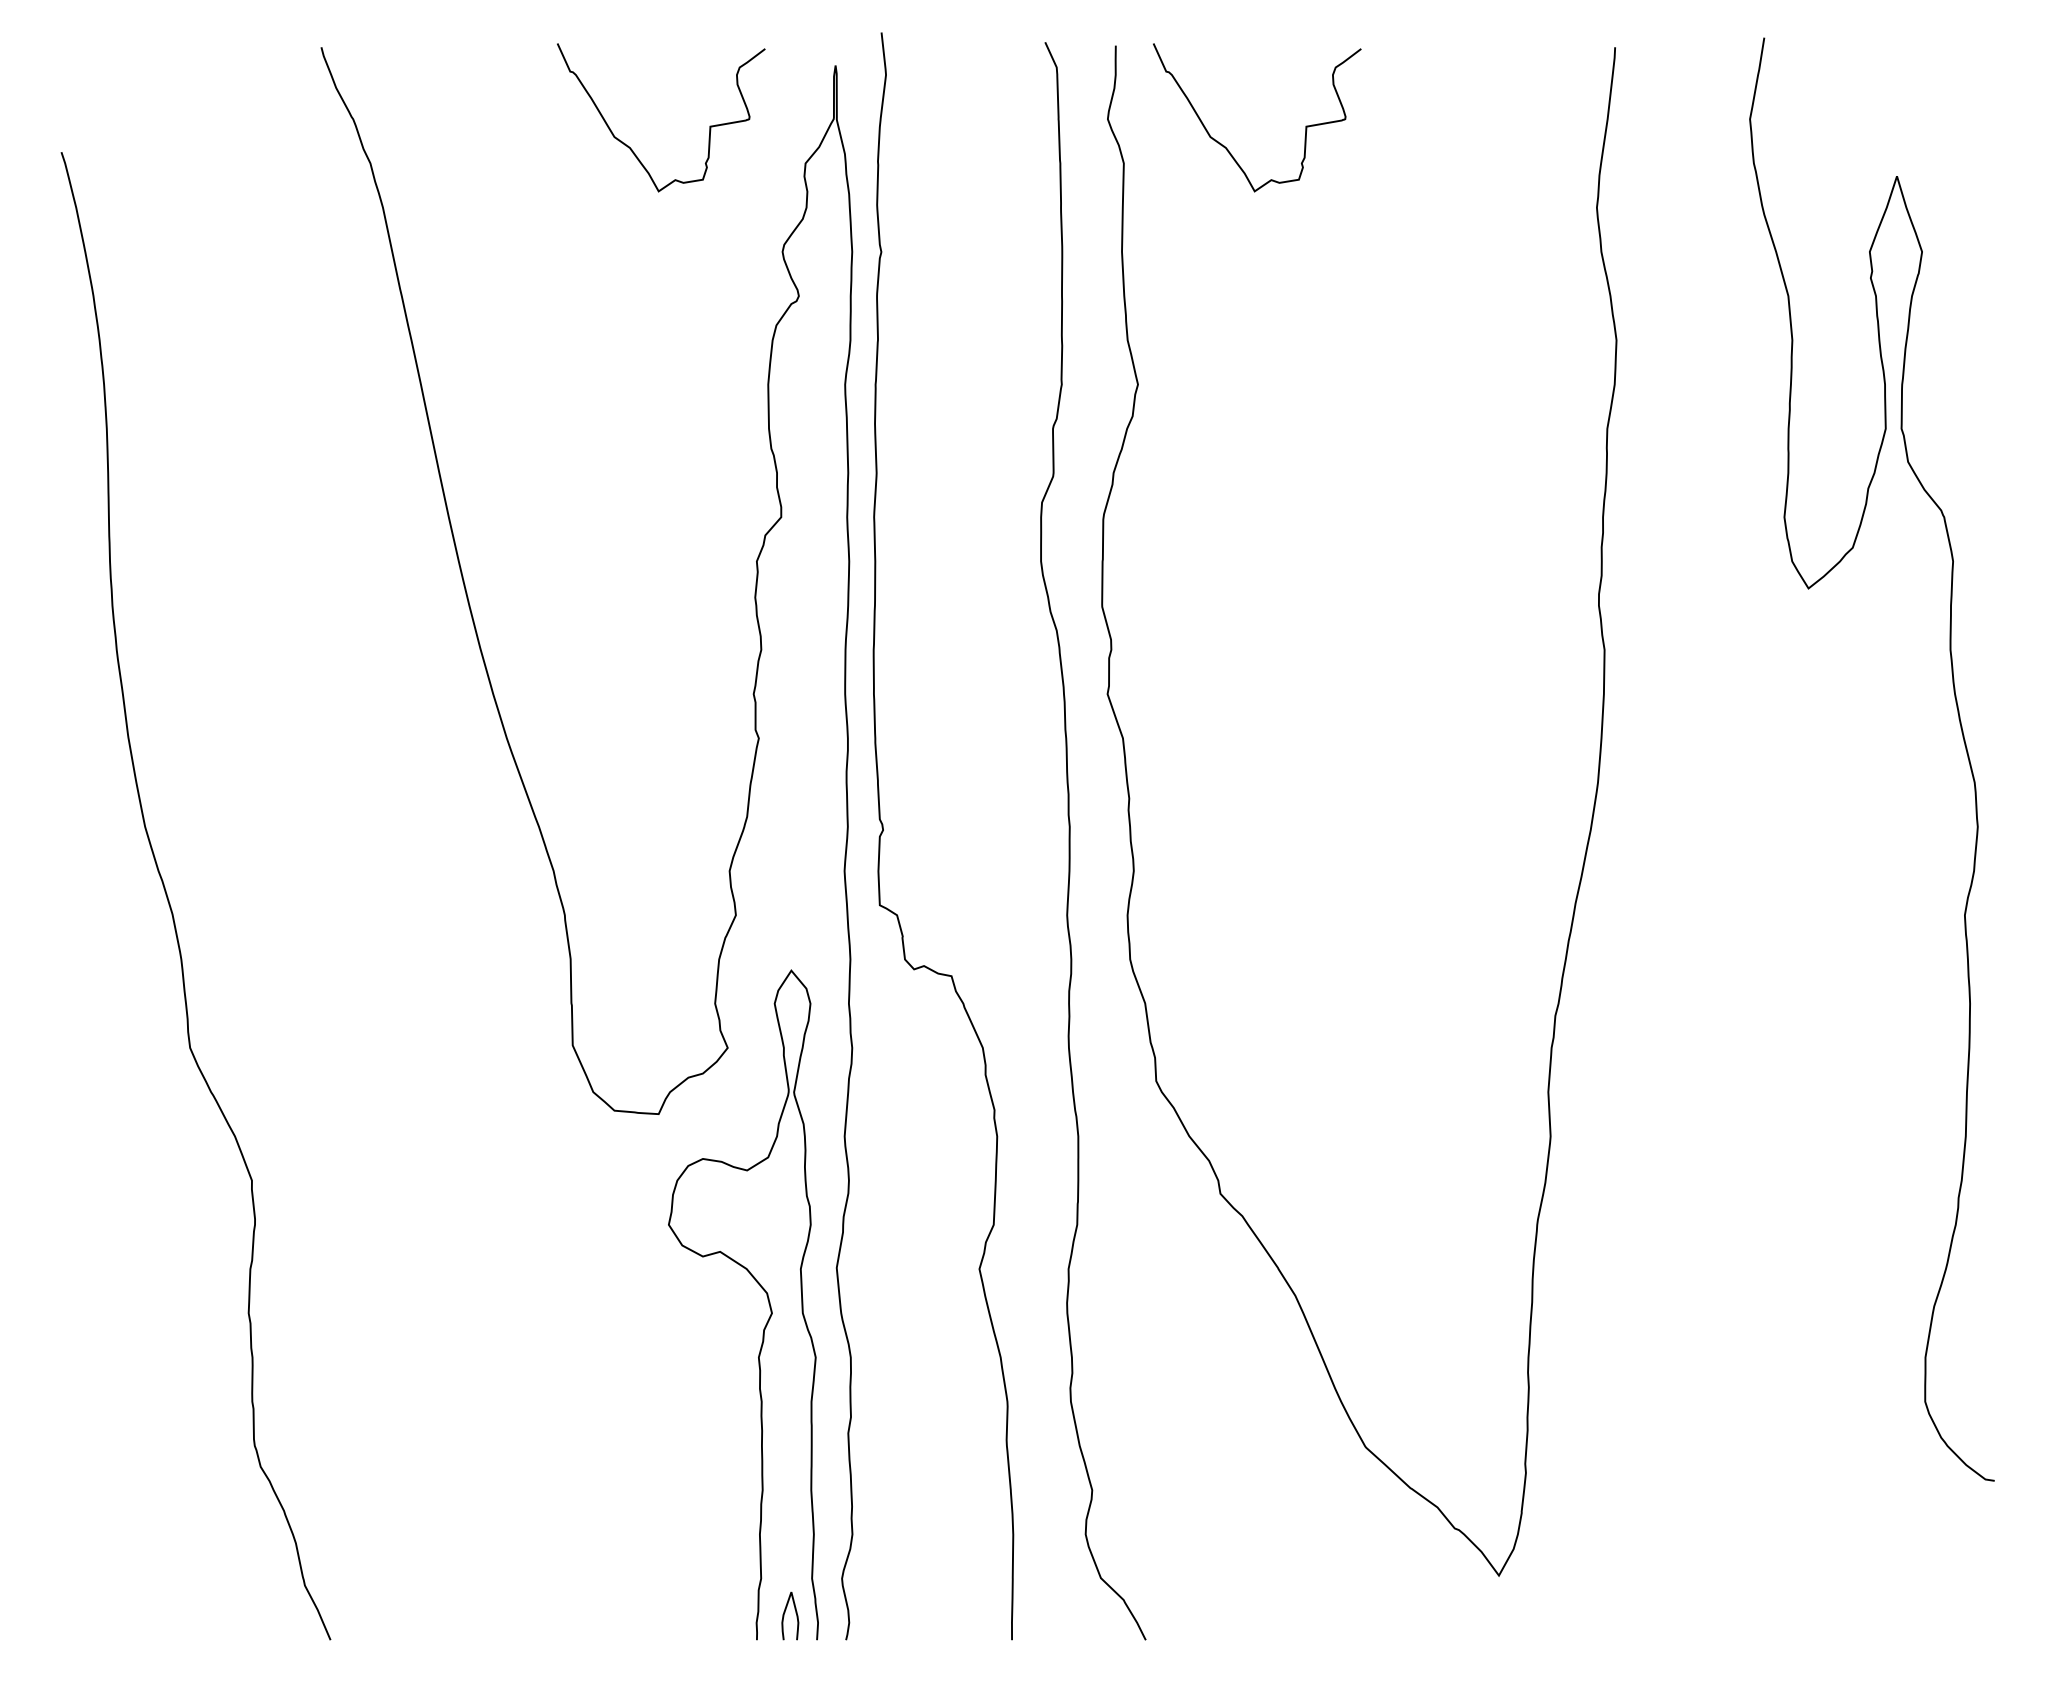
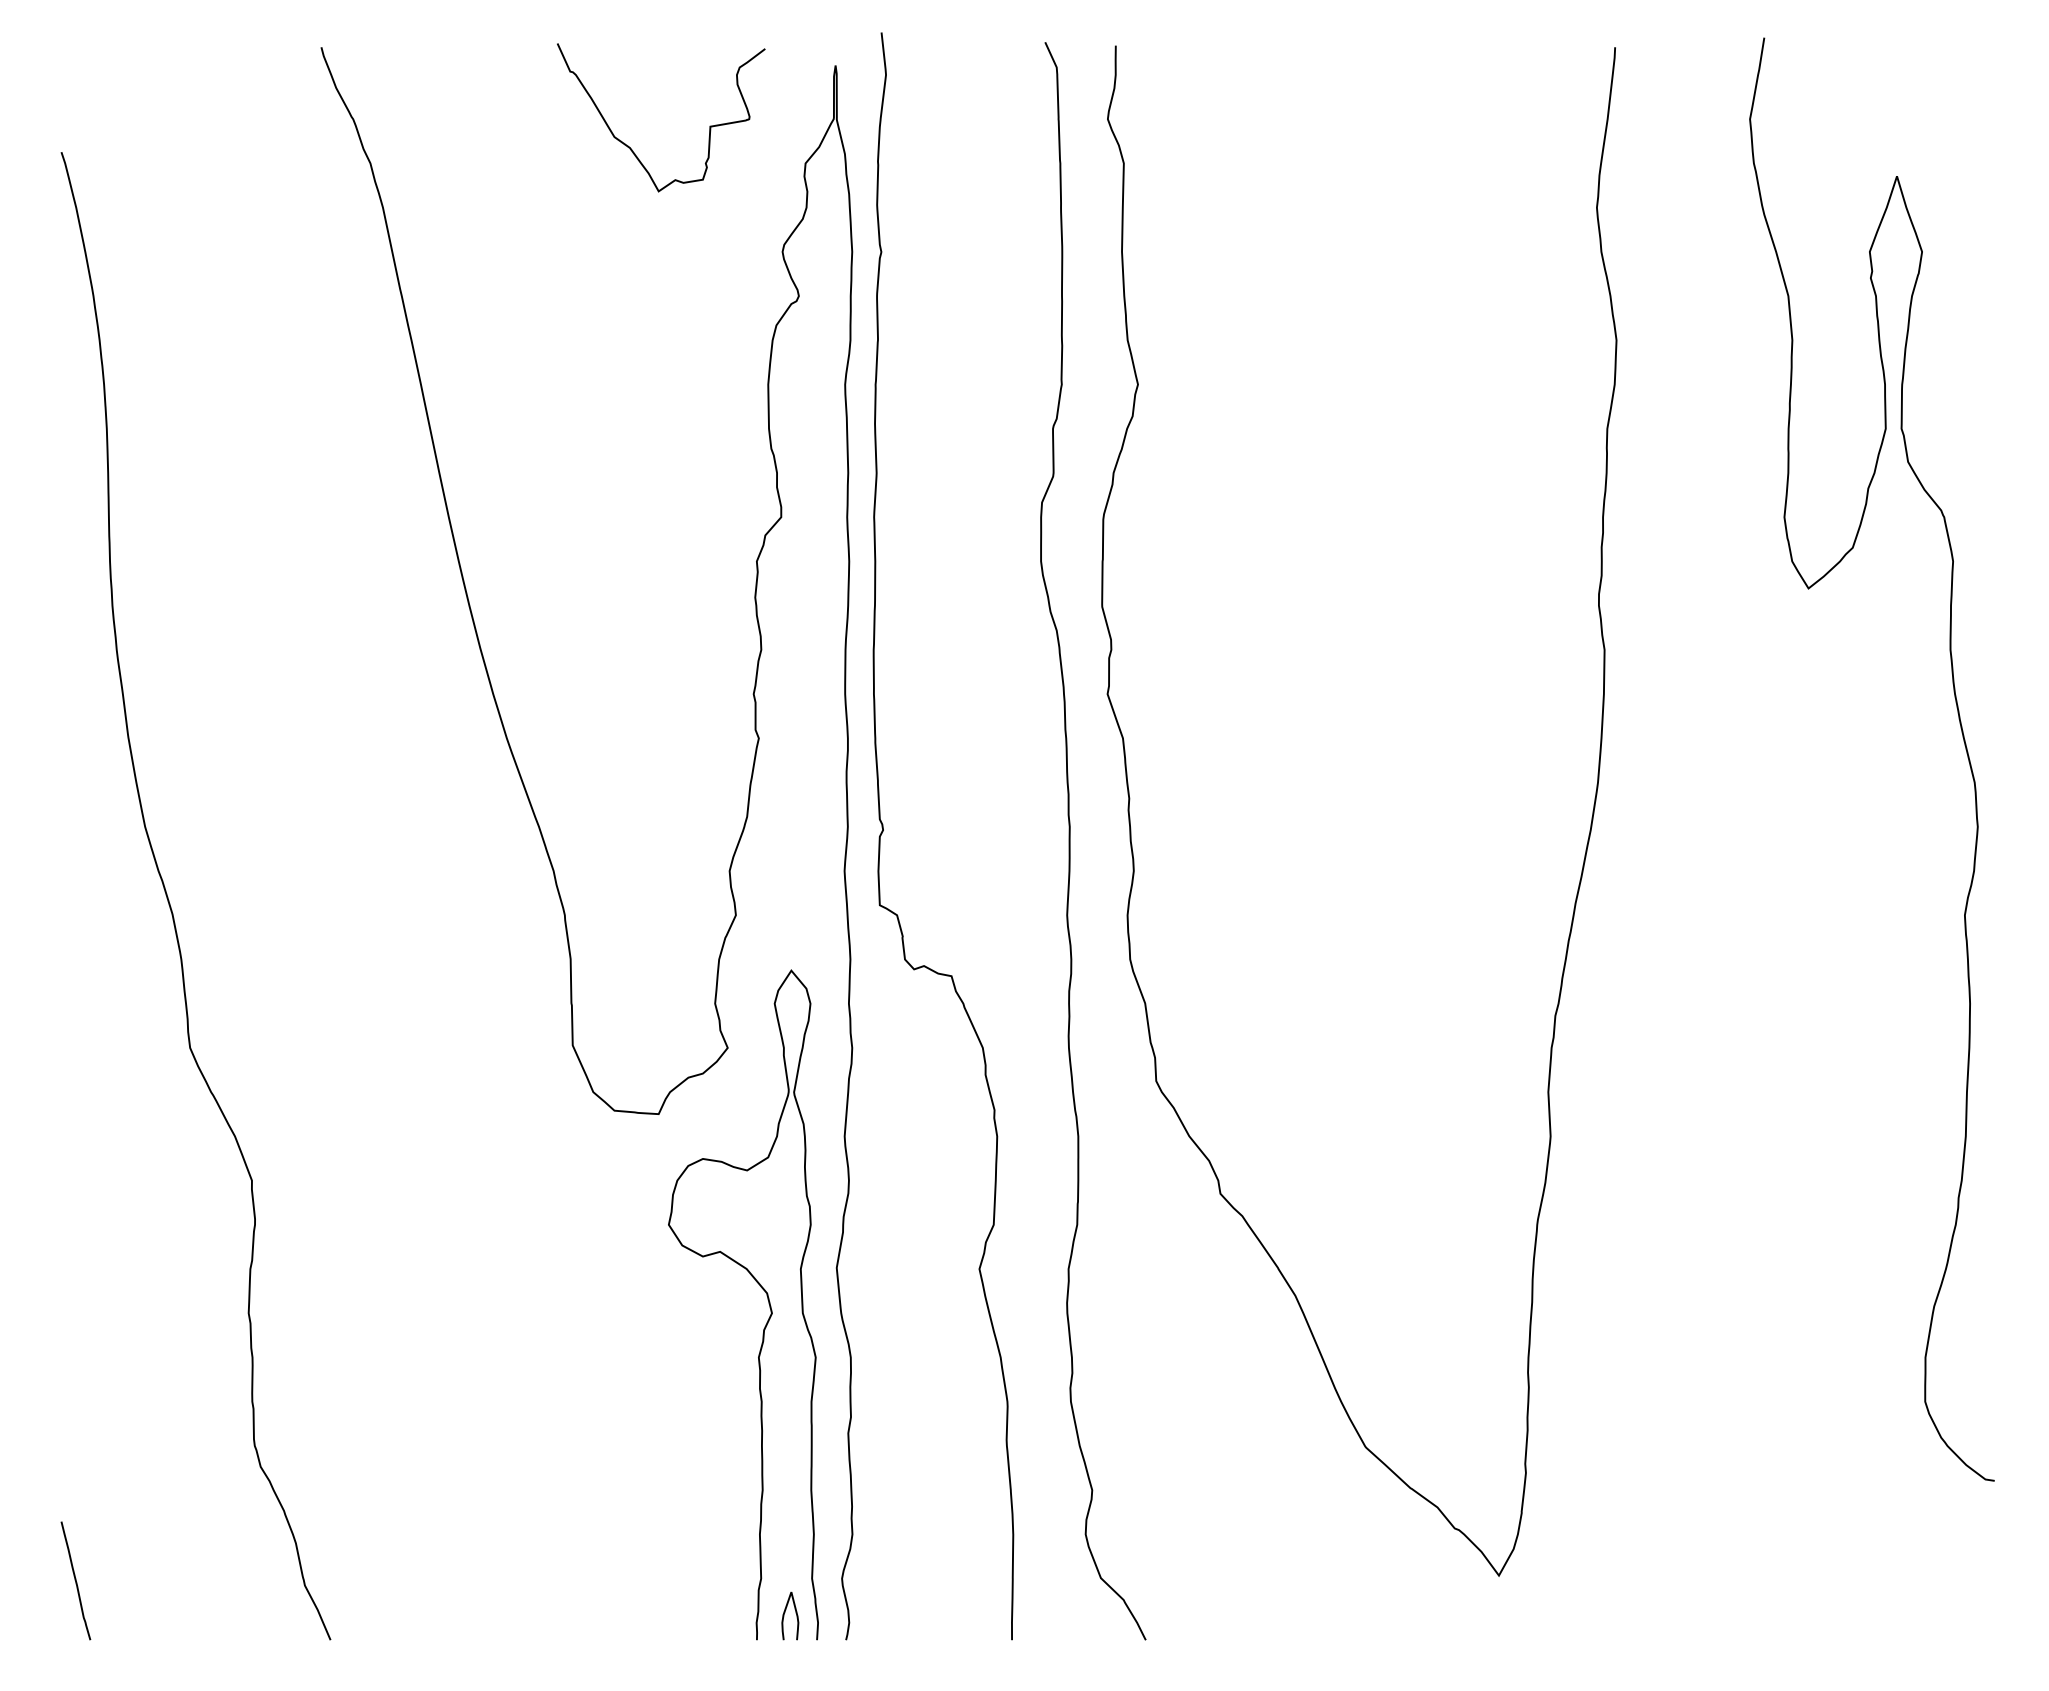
curve: present -> none (1226, 147)
curve: none -> present (75, 1580)
